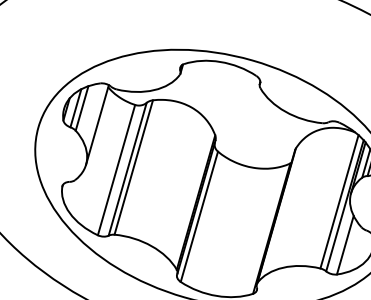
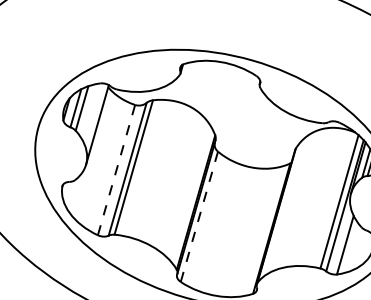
line: solid -> dashed (116, 170)
line: solid -> dashed (199, 216)
